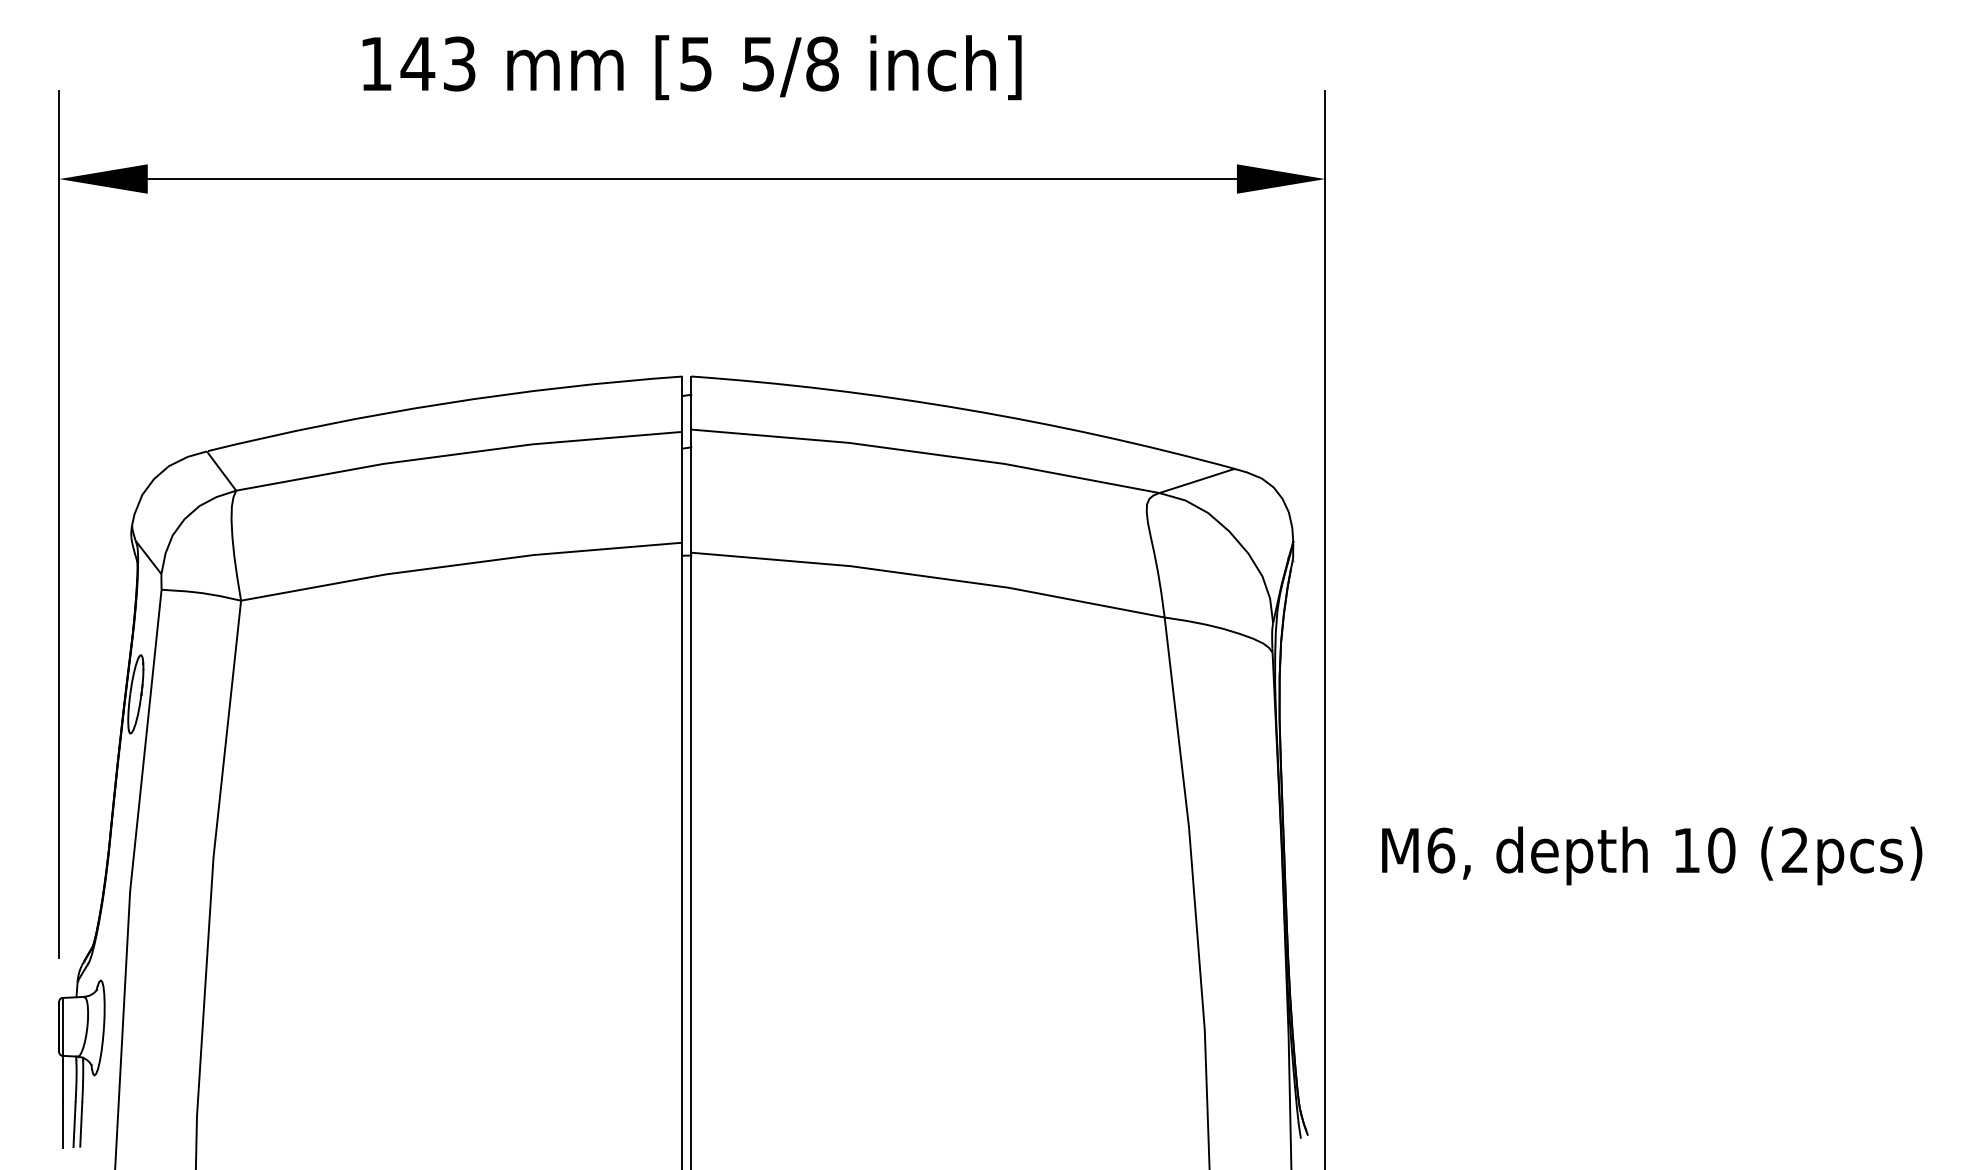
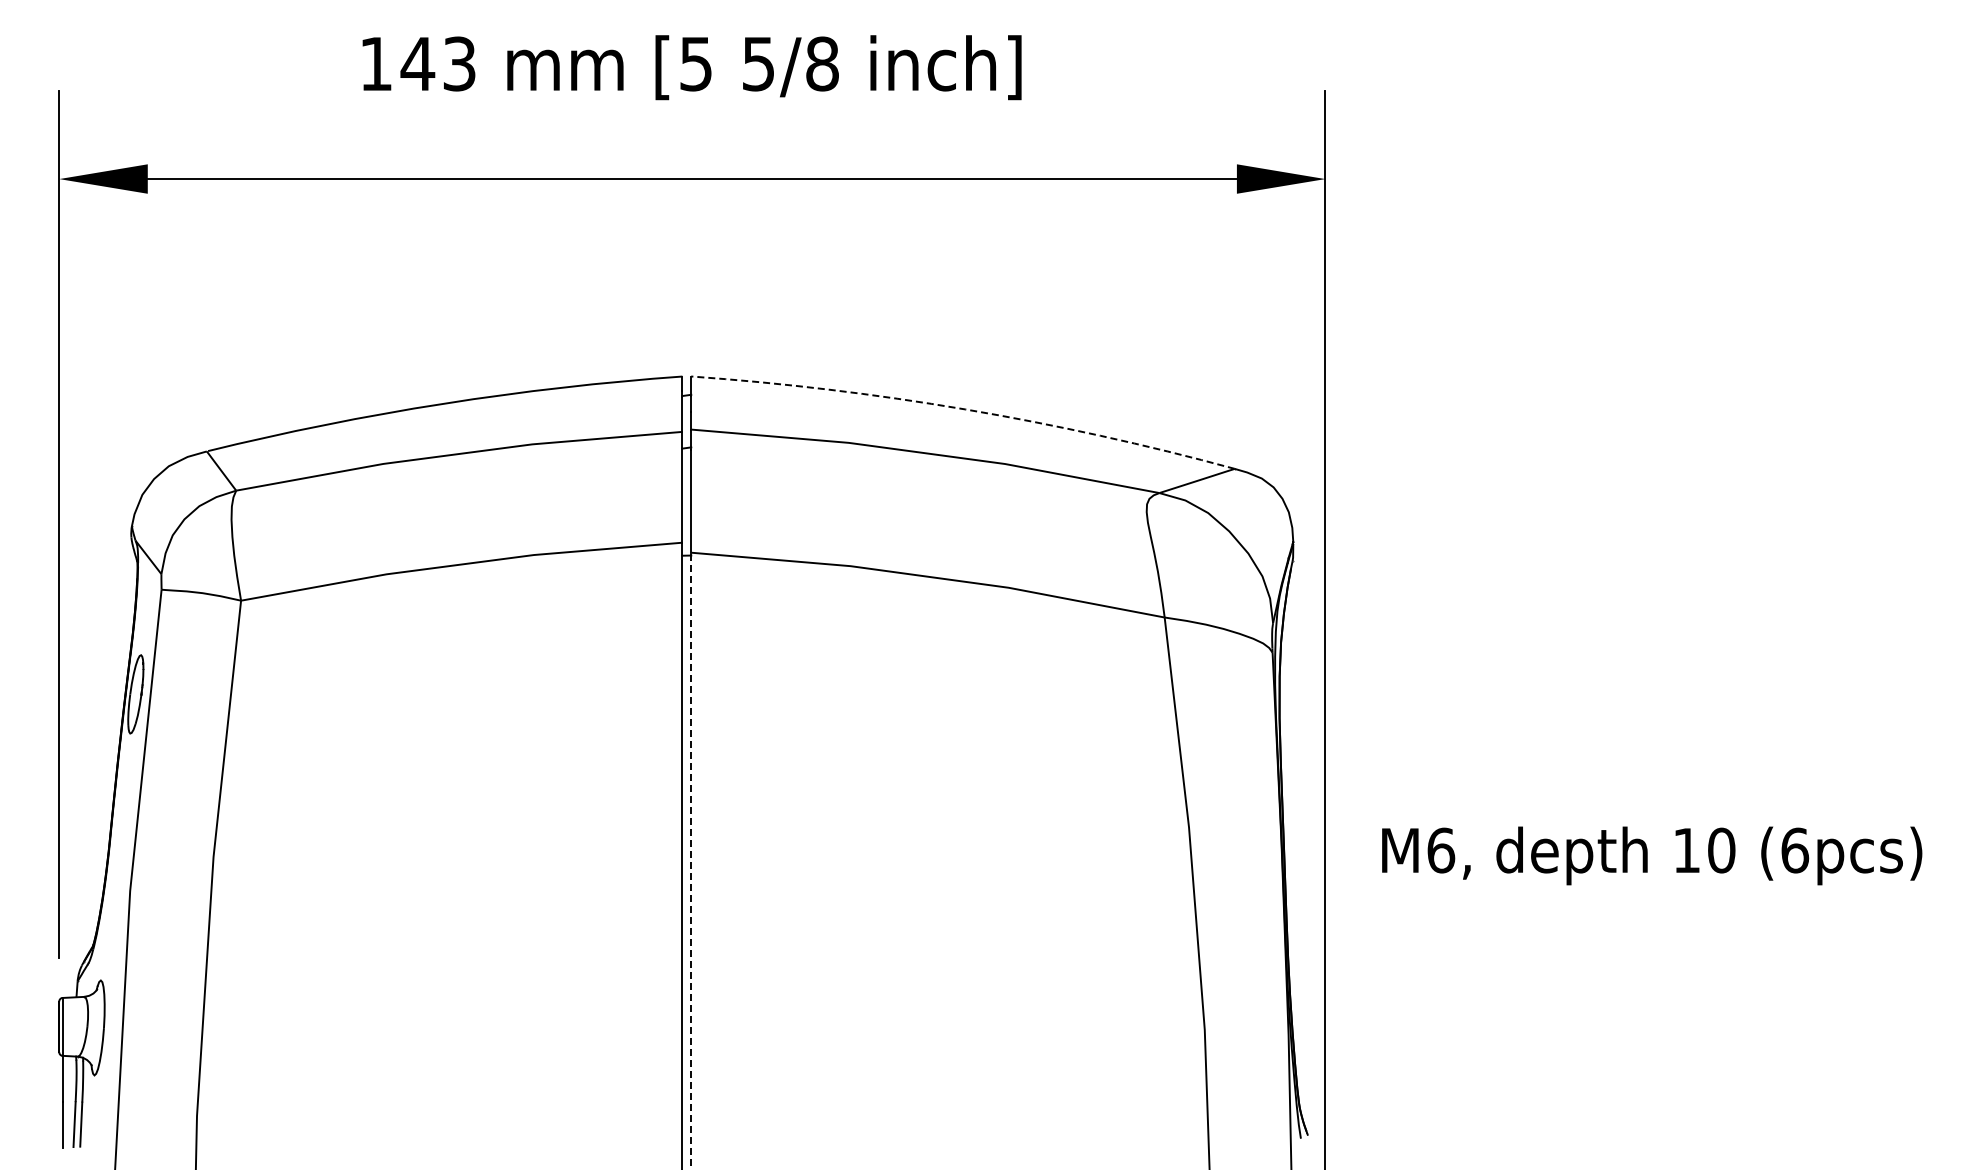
arc: solid -> dashed (965, 409)
text: (2pcs) -> (6pcs) (1795, 850)
line: solid -> dashed (691, 860)
